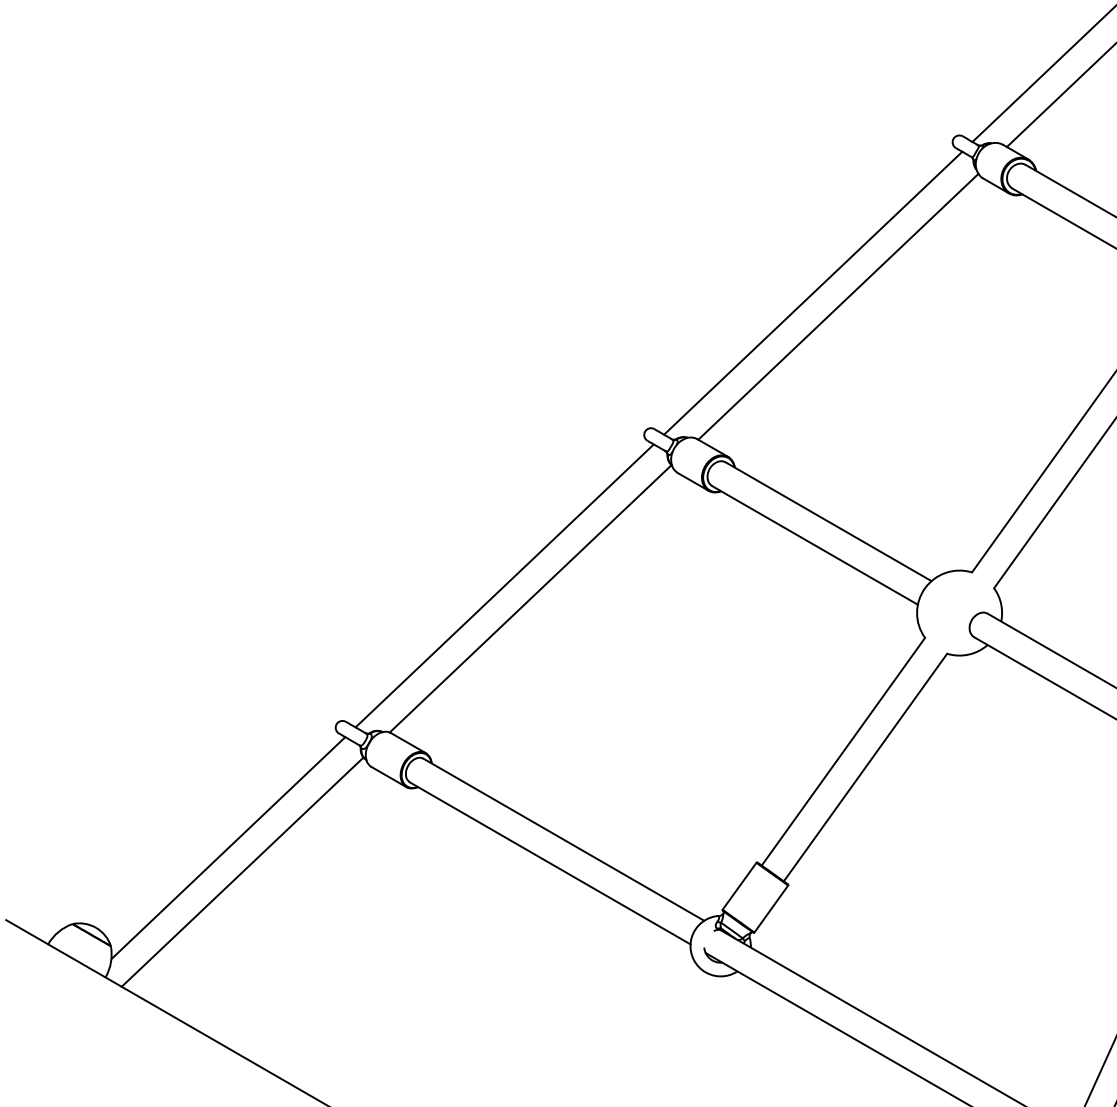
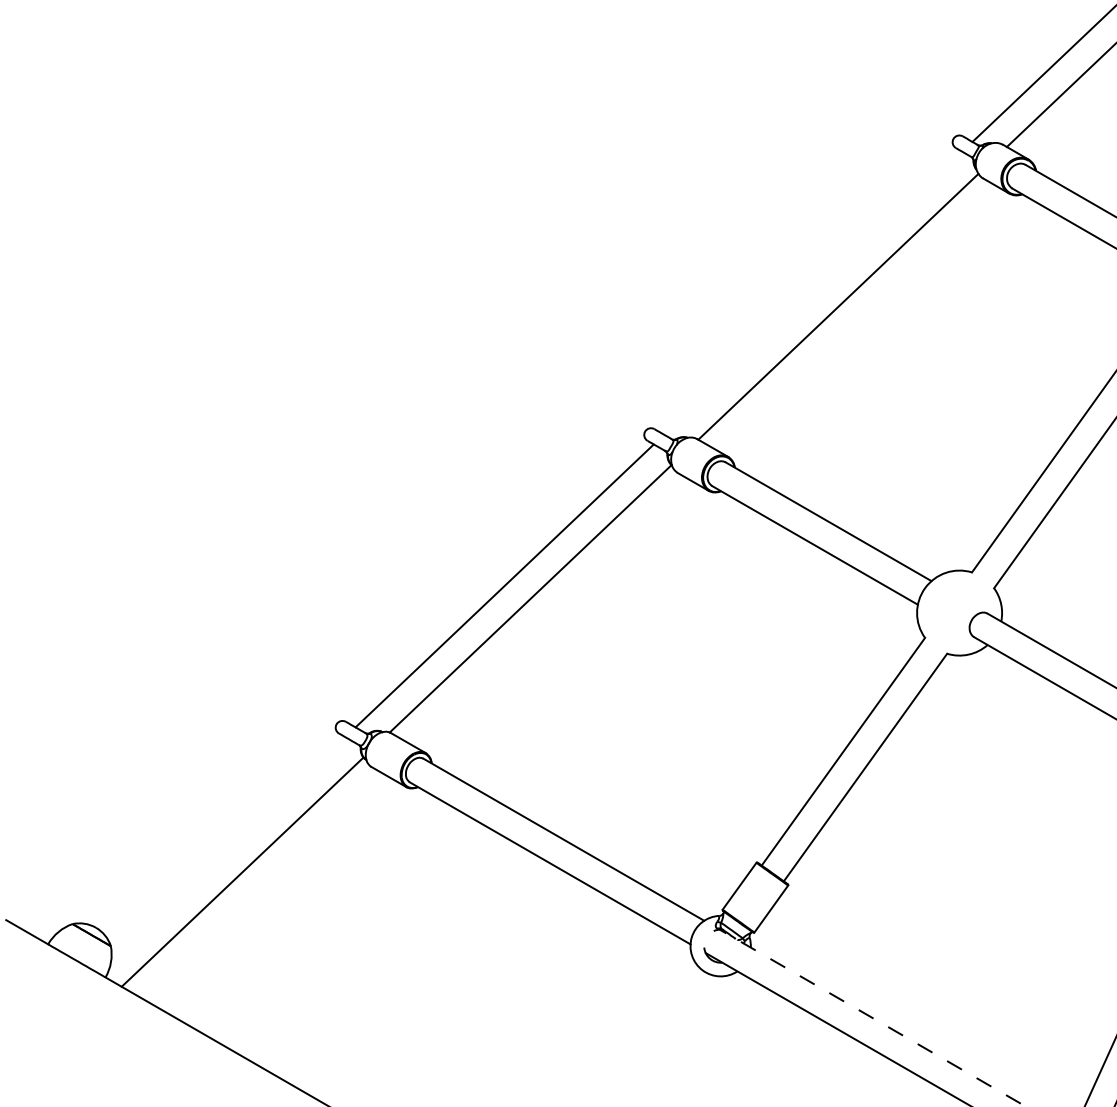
line: present -> none (813, 292)
line: present -> none (228, 848)
line: solid -> dashed (872, 1017)
